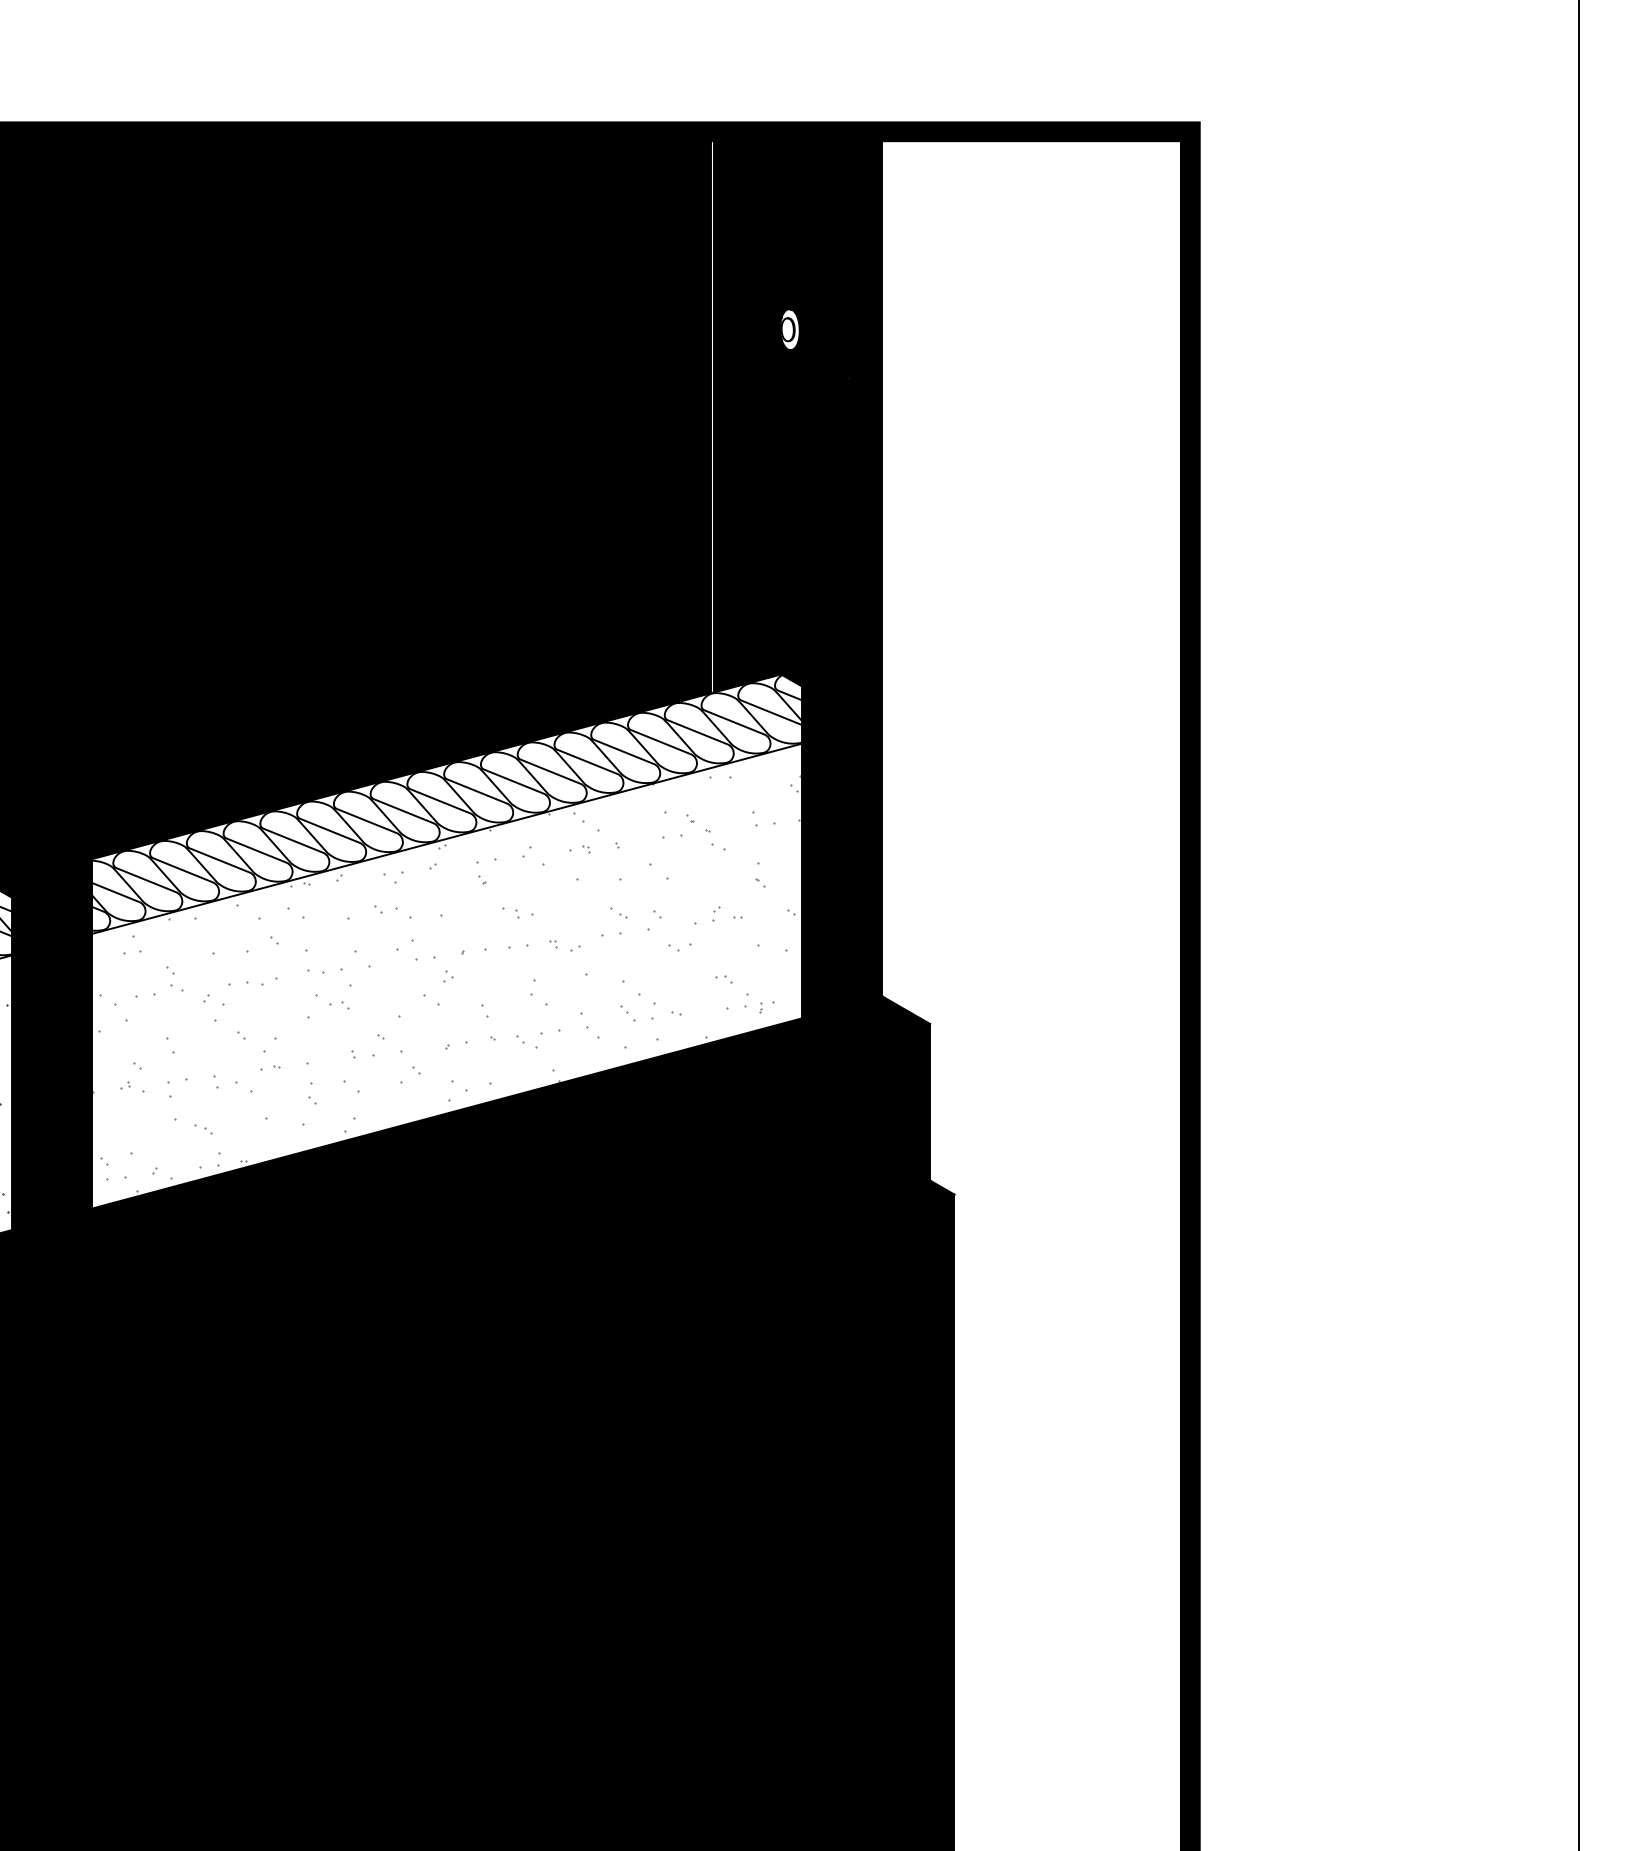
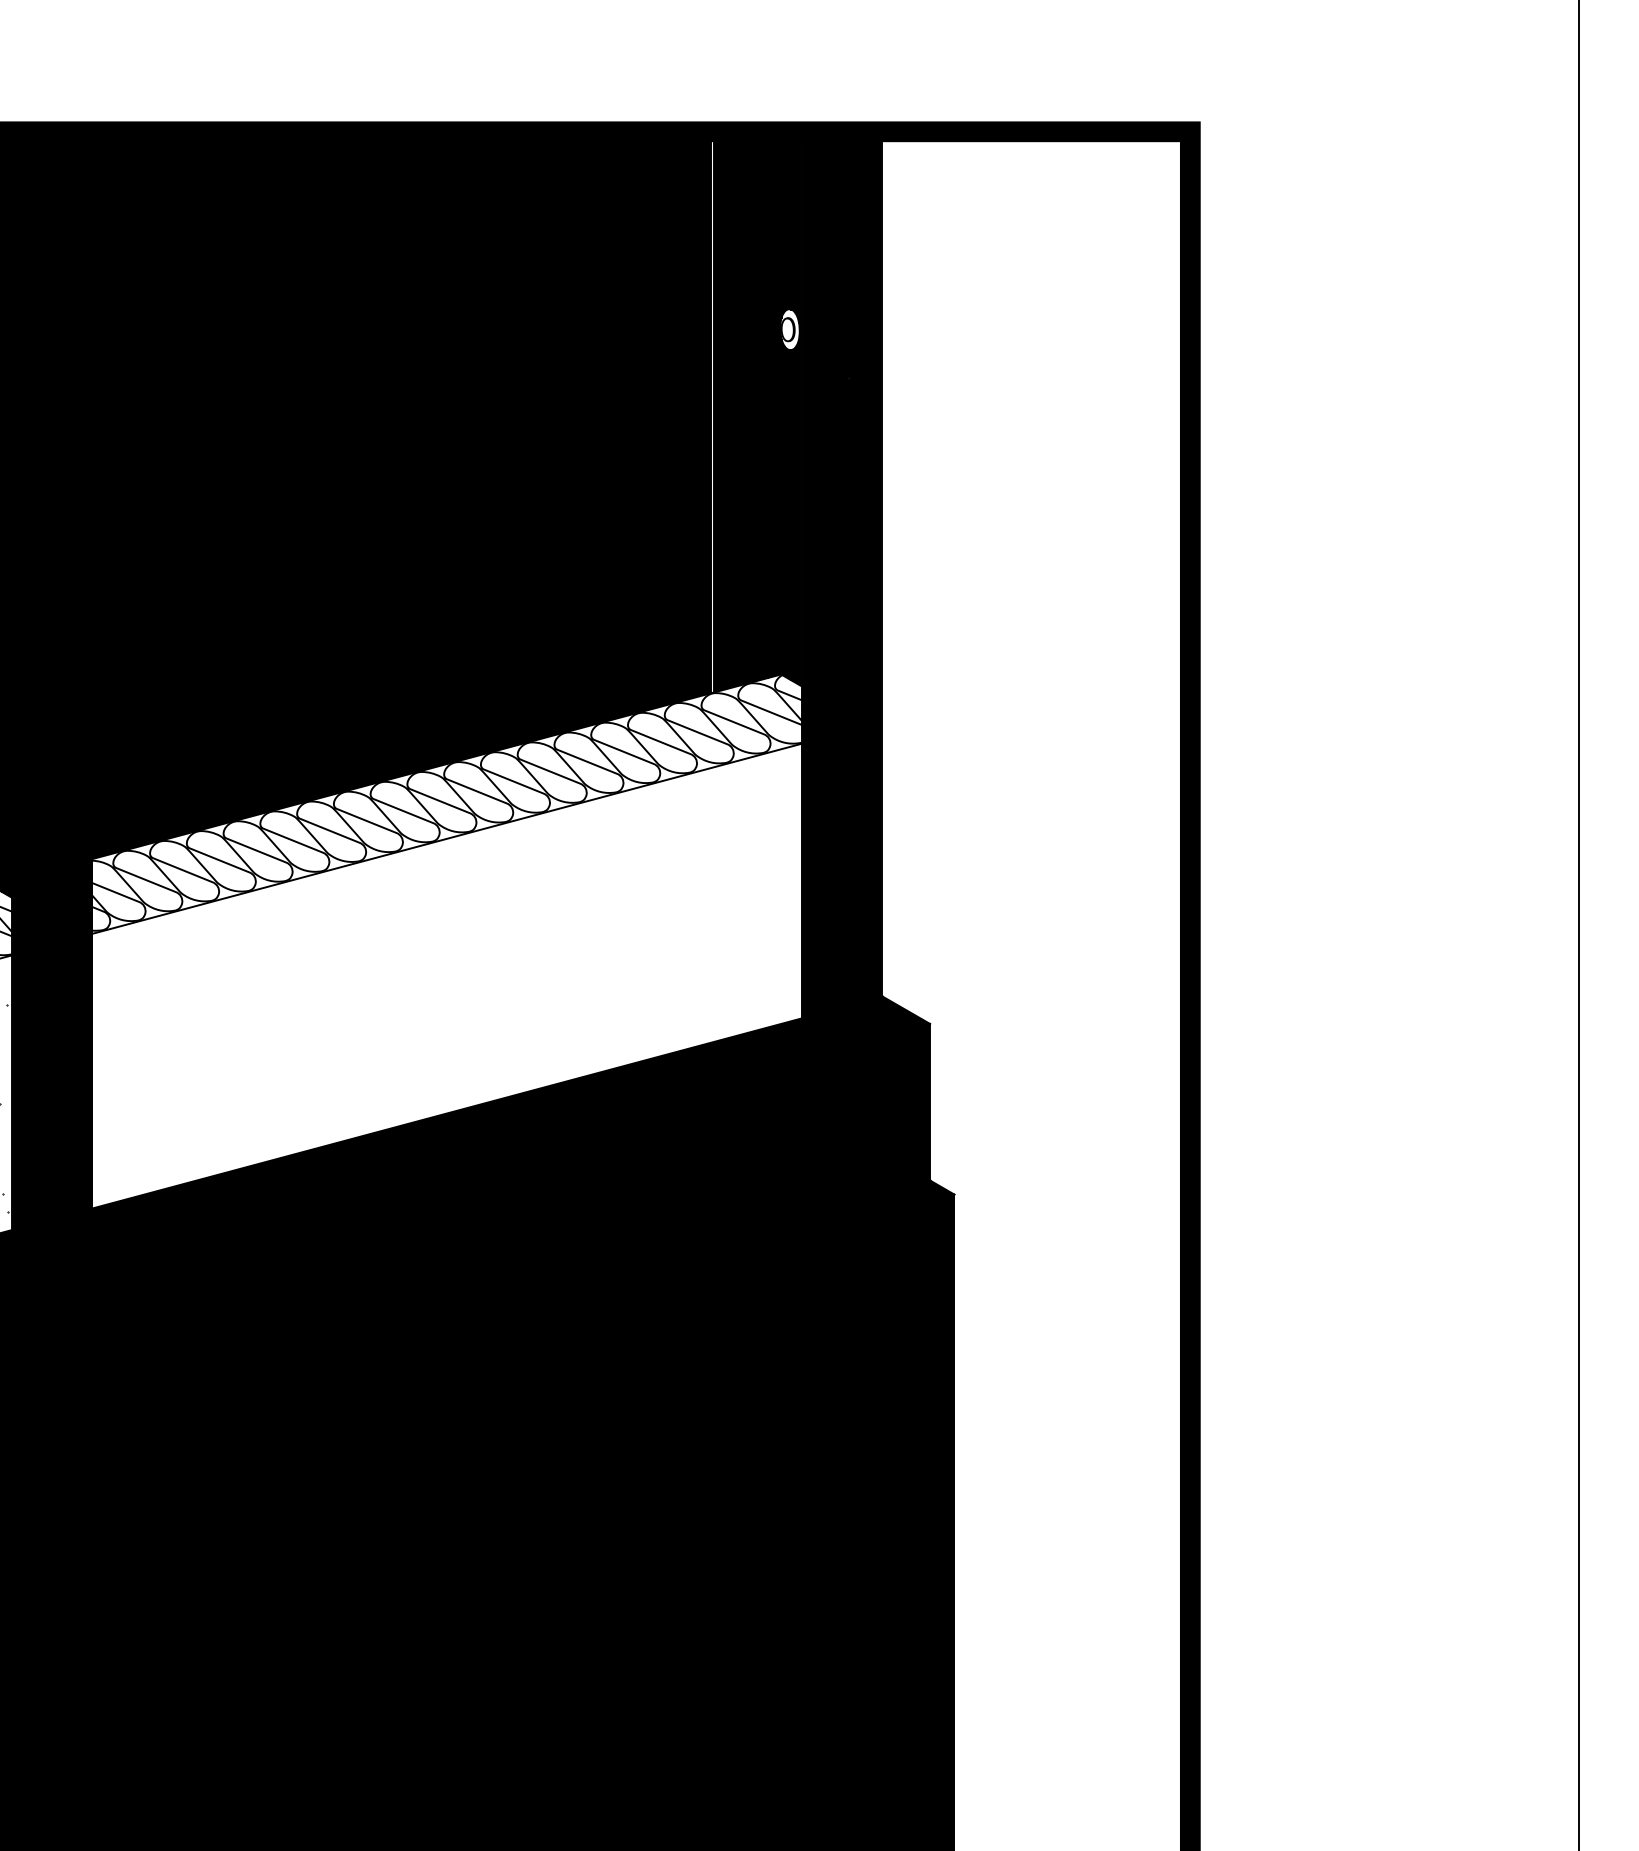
hatch: present -> none (446, 983)
